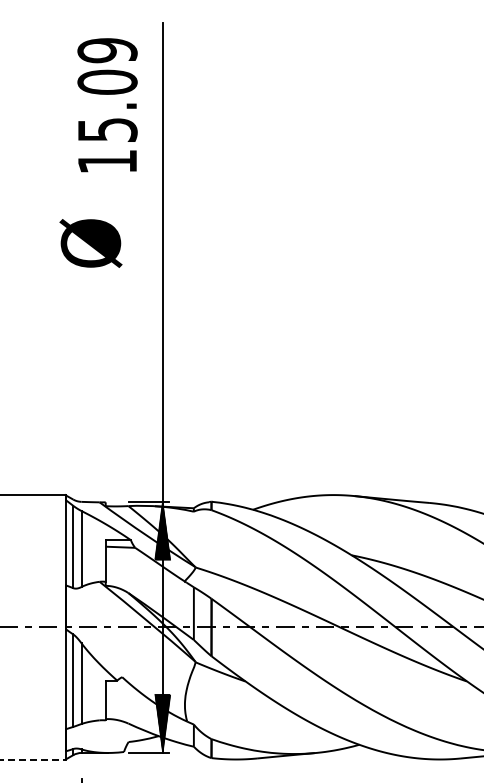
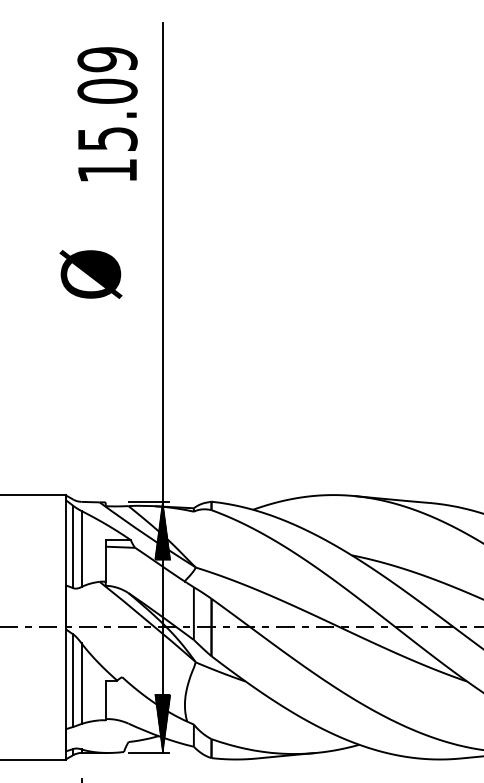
text position: (107, 105) -> (107, 114) (107, 114)
text position: (90, 243) -> (90, 274) (90, 274)
line: dashed -> solid (33, 759)
